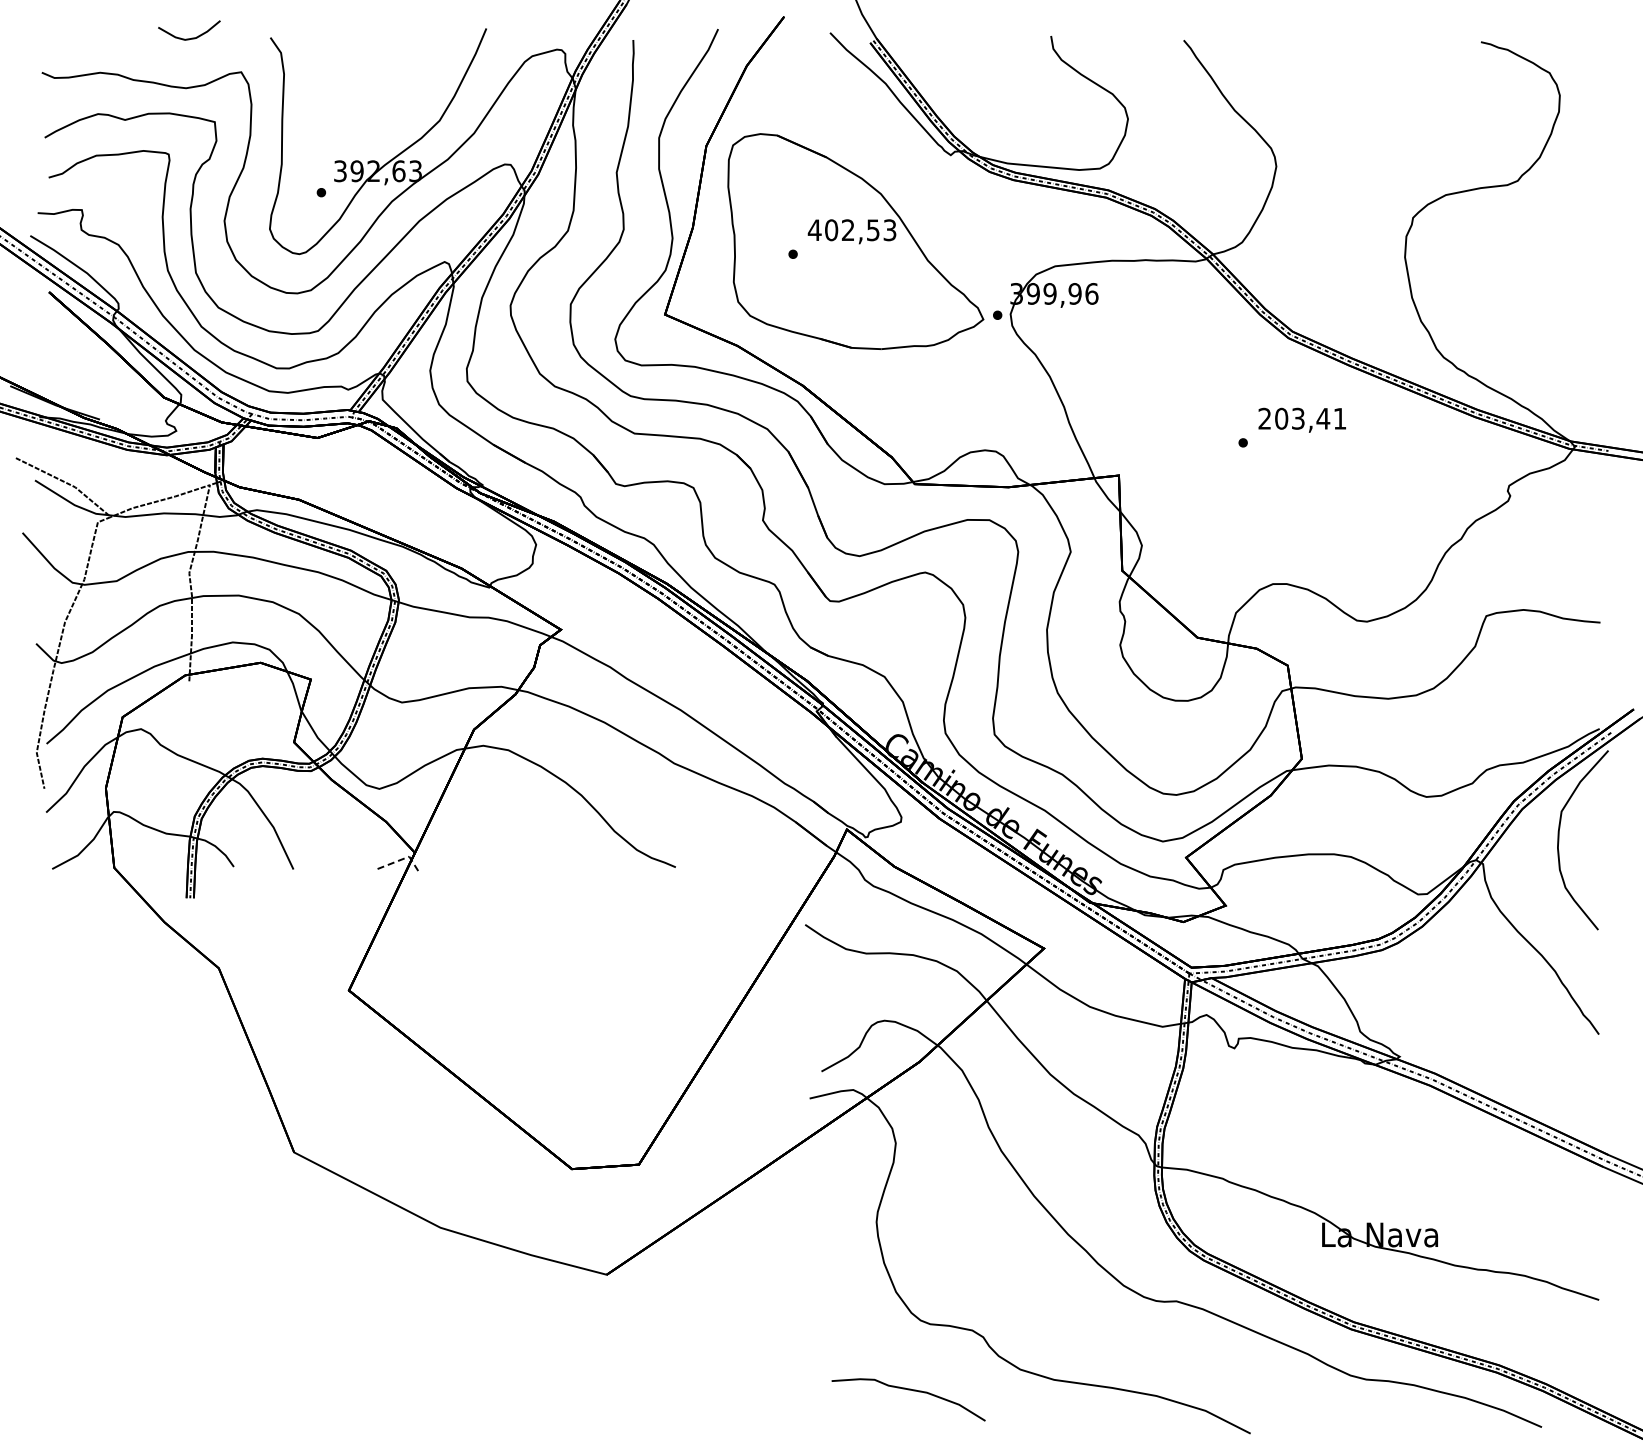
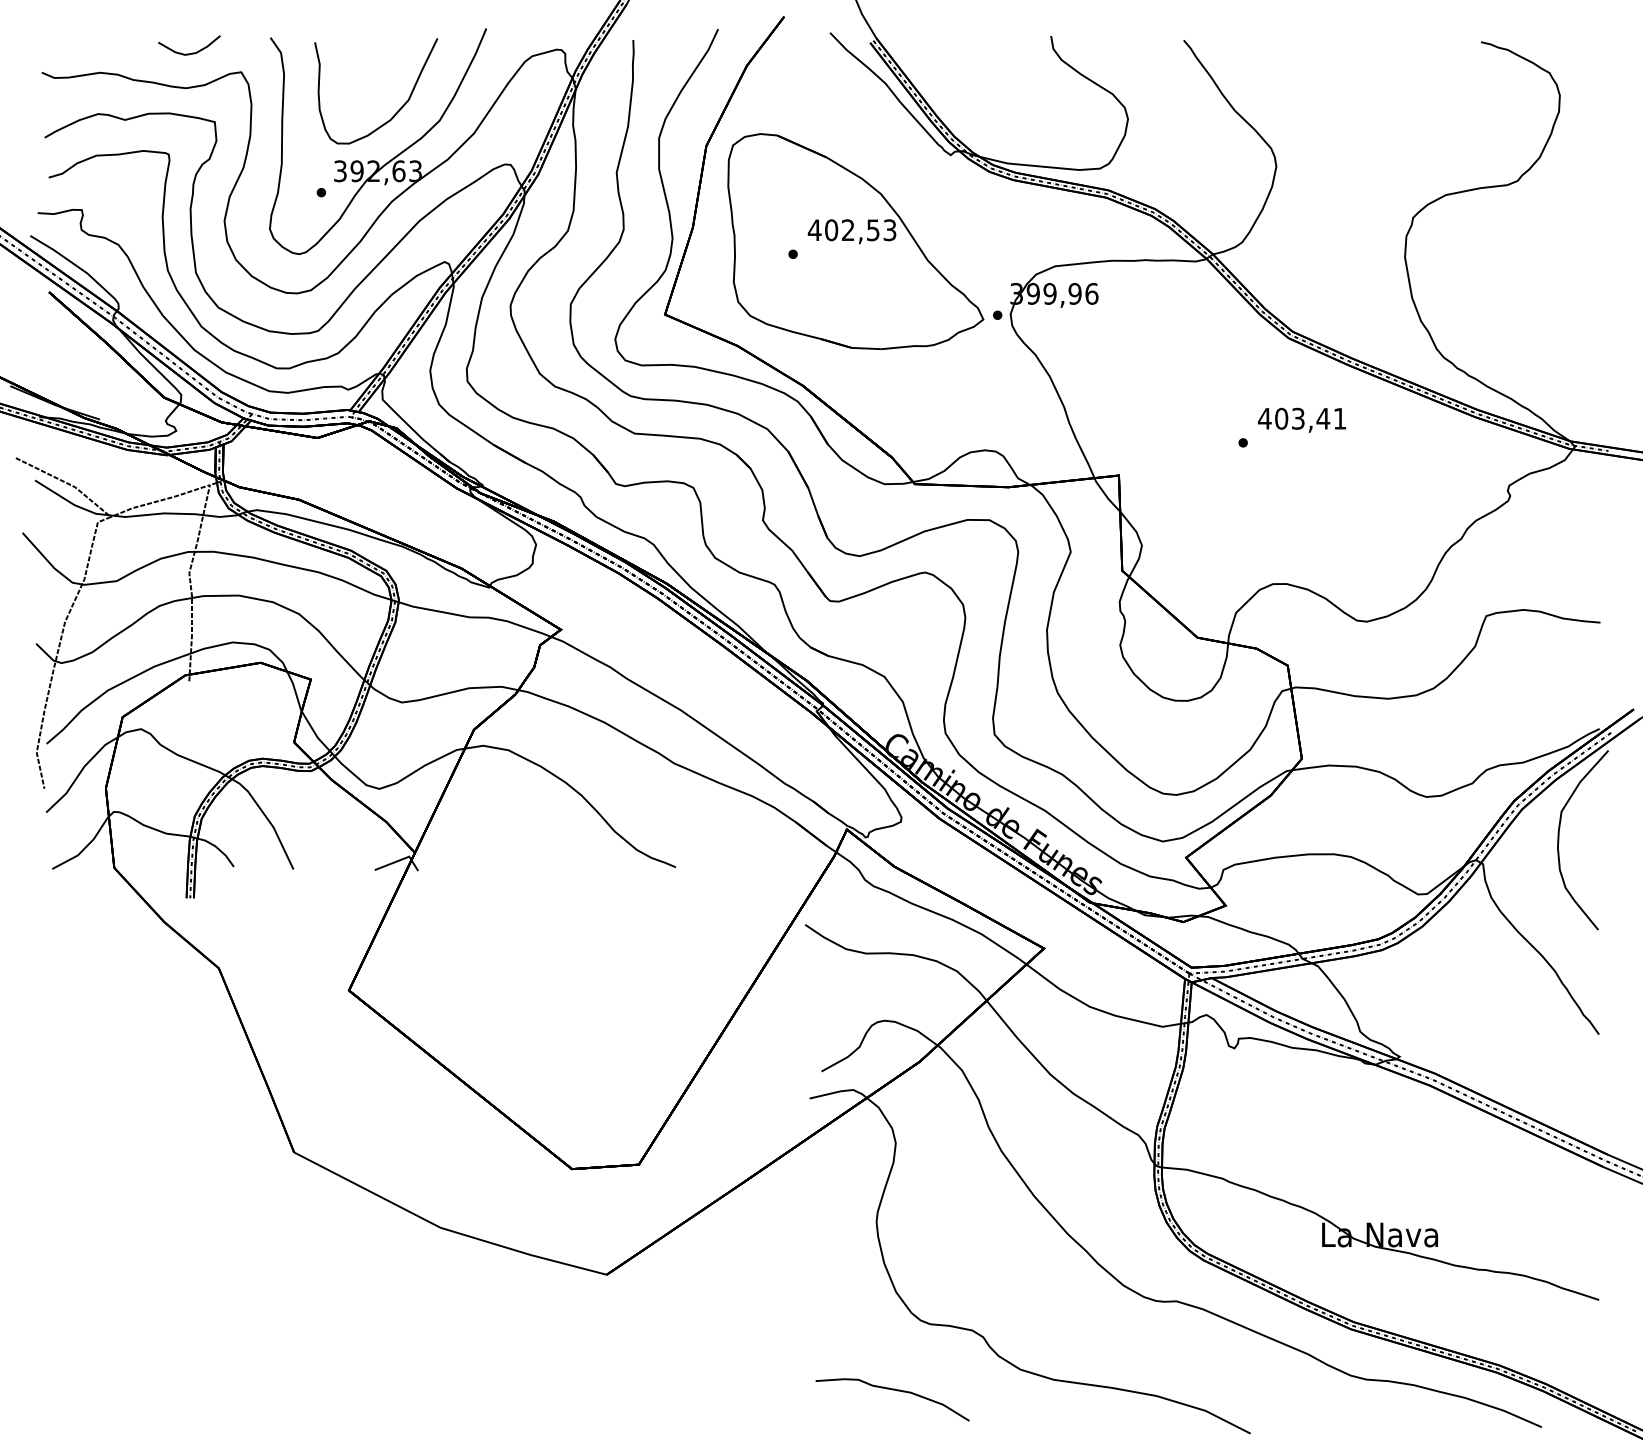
curve position: (191, 37) -> (191, 52) (191, 52)
curve: none -> present (397, 110)
text: 203,41 -> 403,41 (1264, 418)
line: dashed -> solid (400, 860)
curve position: (908, 1390) -> (892, 1390) (892, 1390)
